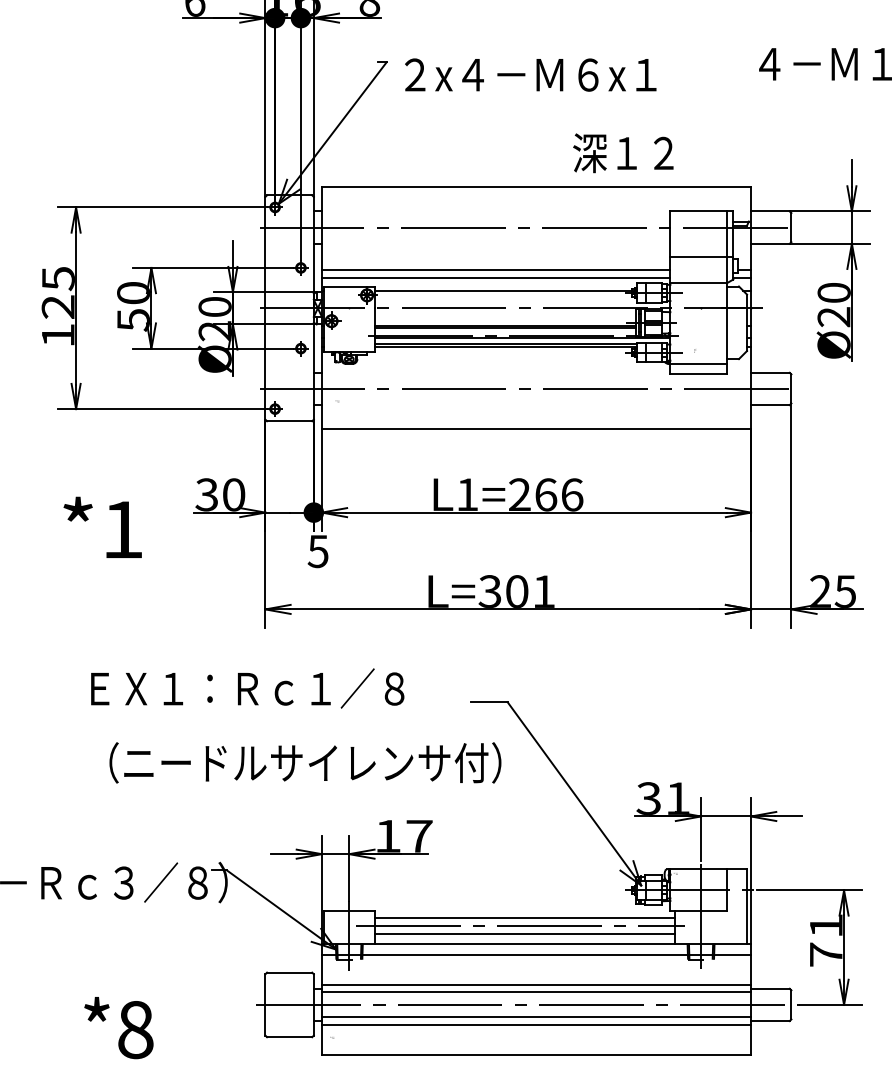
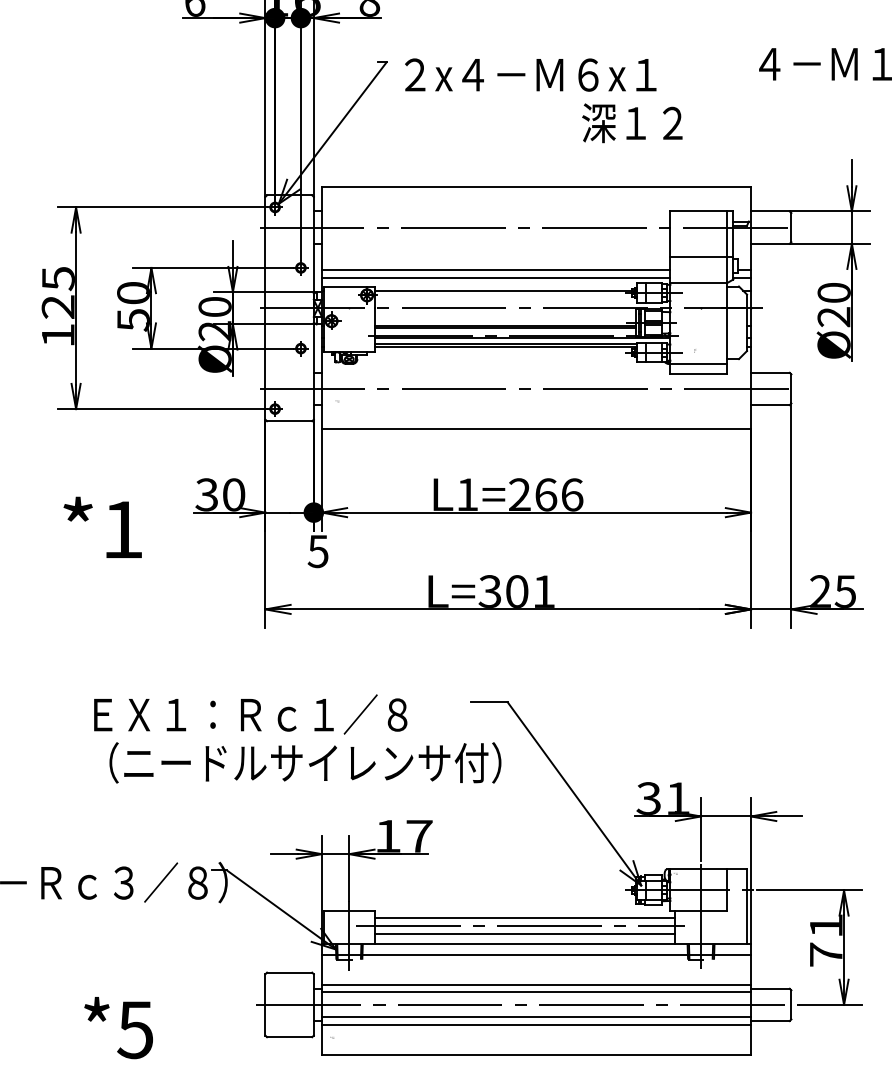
text position: (623, 153) -> (632, 123) (632, 123)
text position: (247, 688) -> (250, 714) (250, 714)
text: *8 -> *5 (135, 1030)
